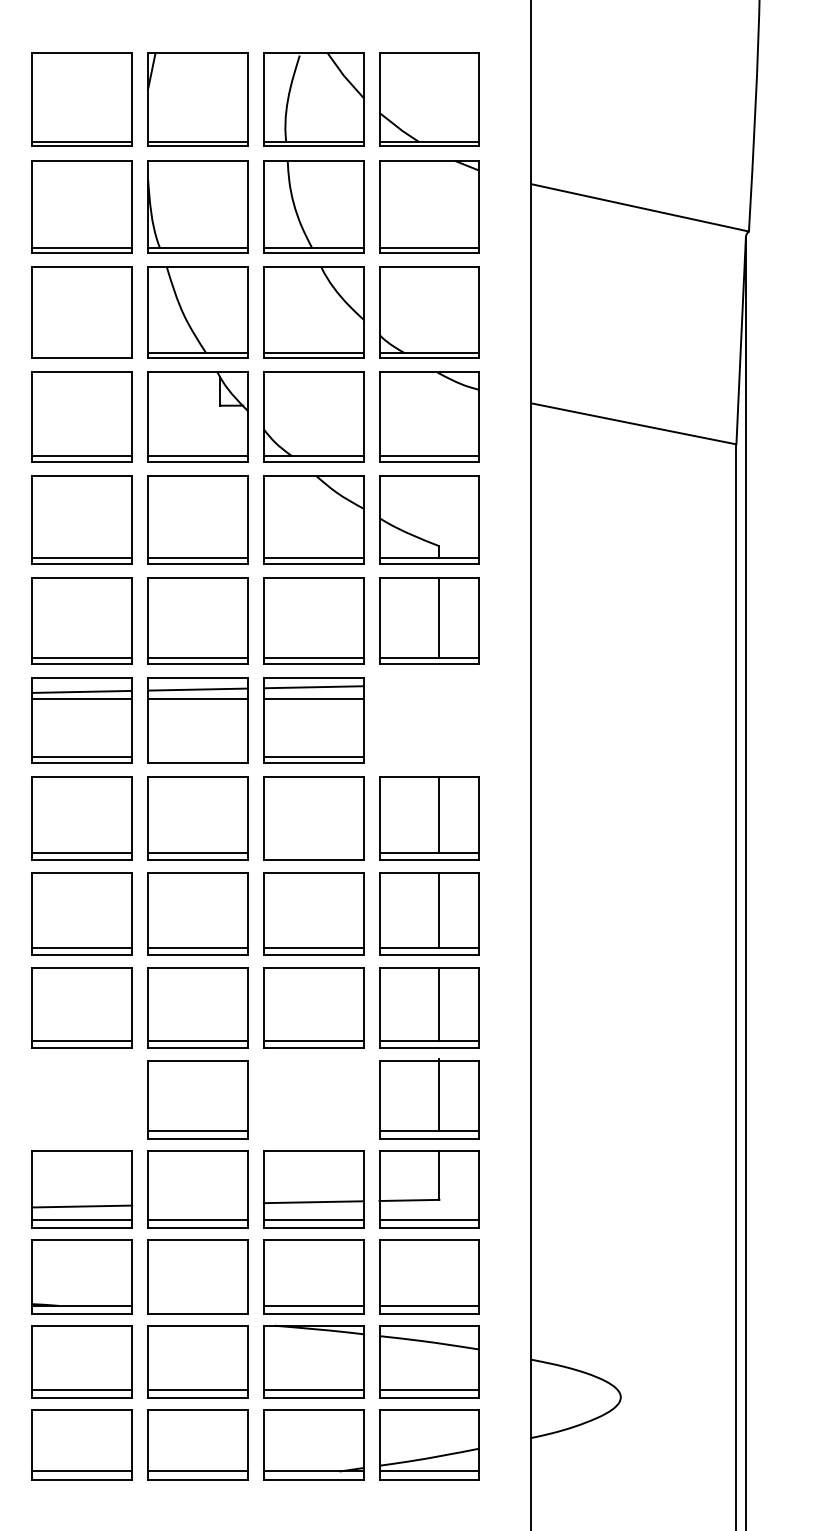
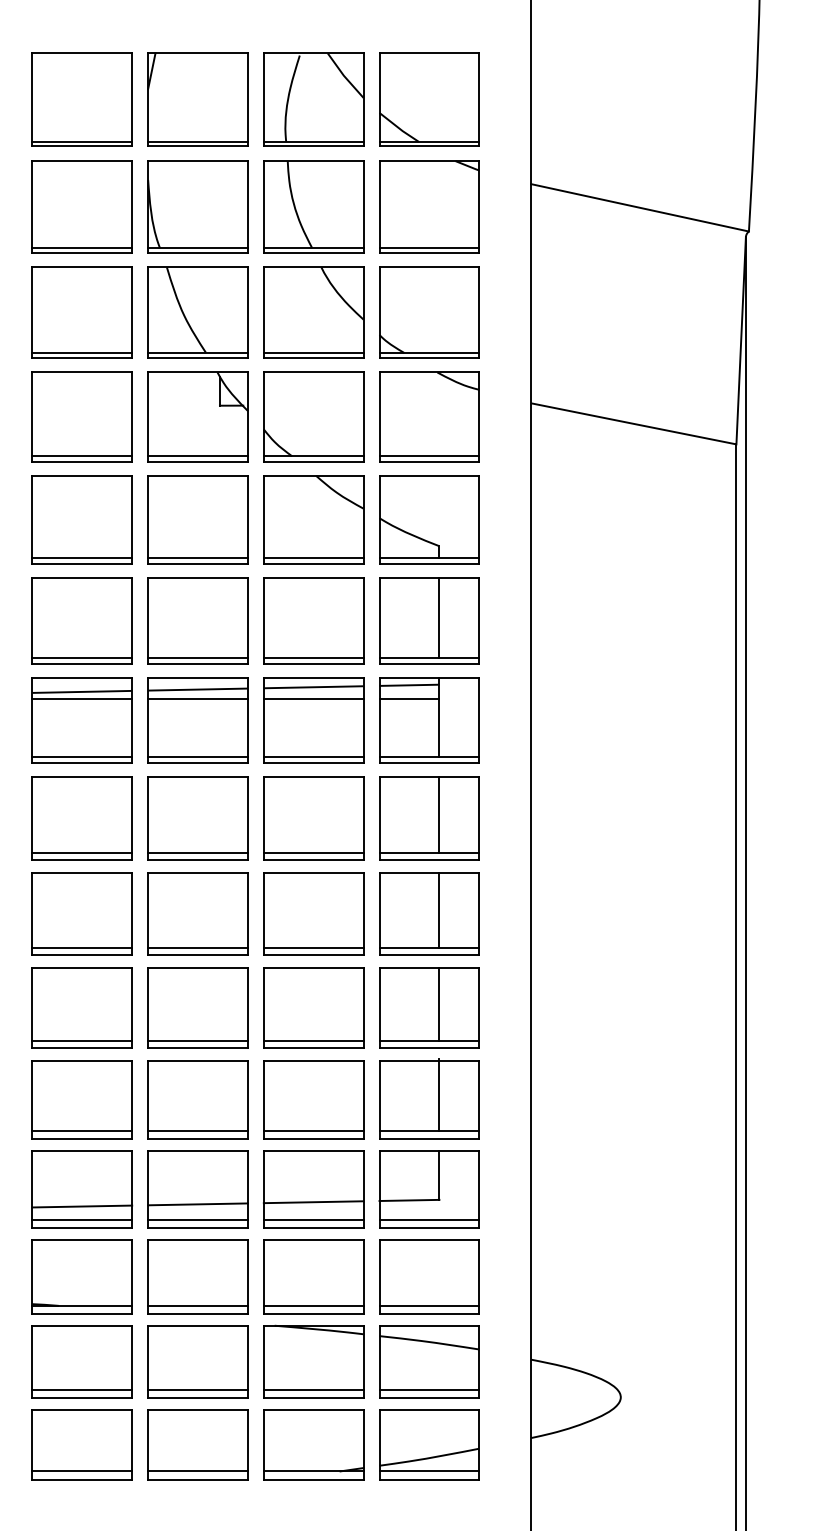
line: none -> present (82, 352)
part: none -> present (429, 720)
line: none -> present (197, 756)
line: none -> present (313, 853)
part: none -> present (81, 1099)
part: none -> present (313, 1099)
line: none -> present (197, 1204)
line: none -> present (197, 1305)
